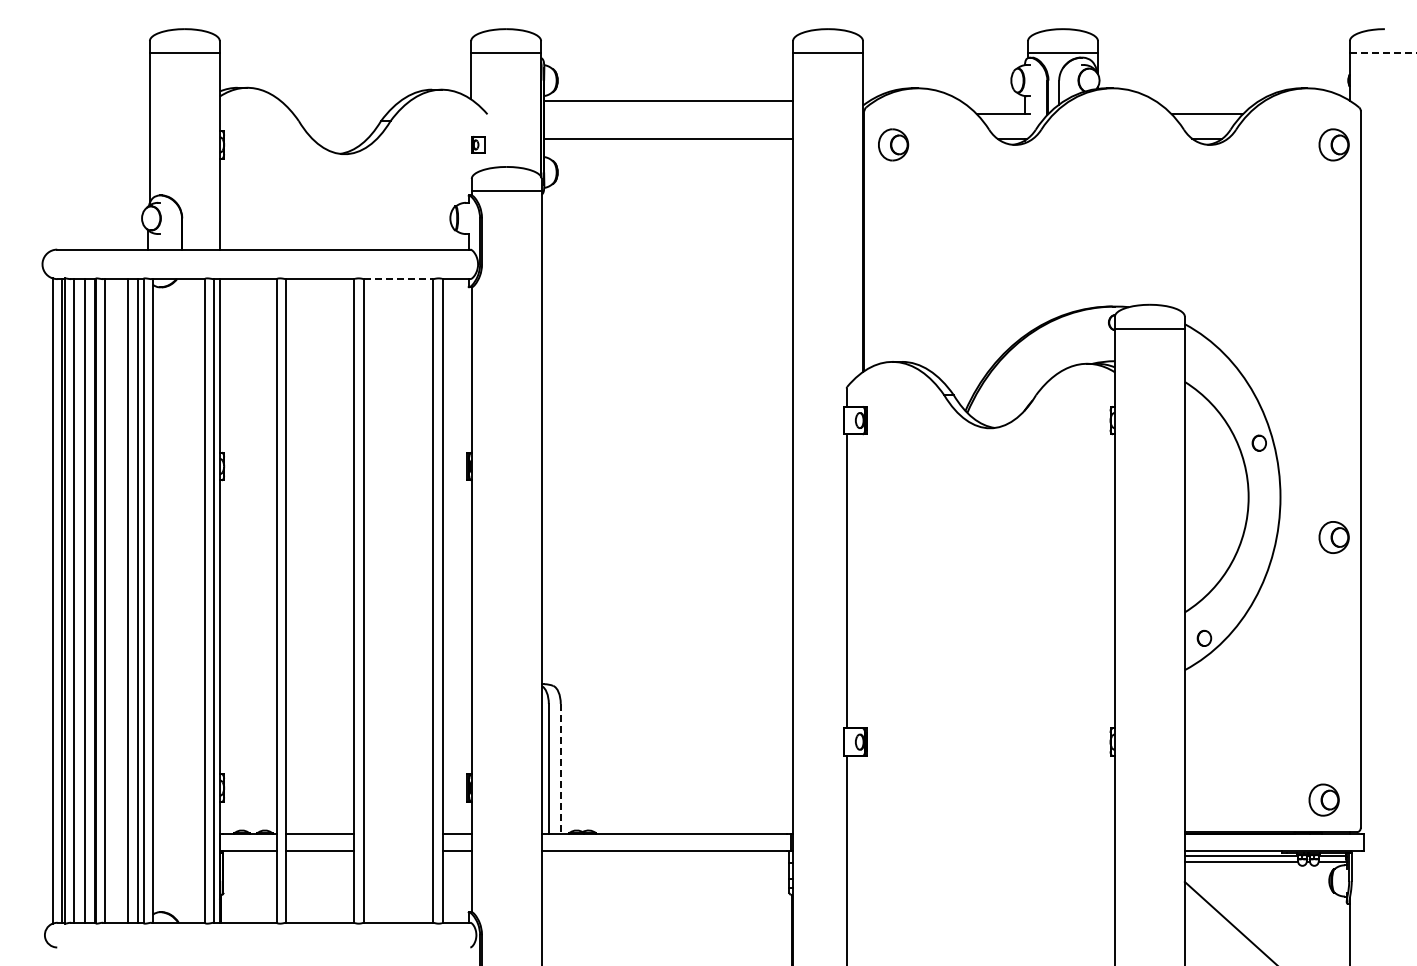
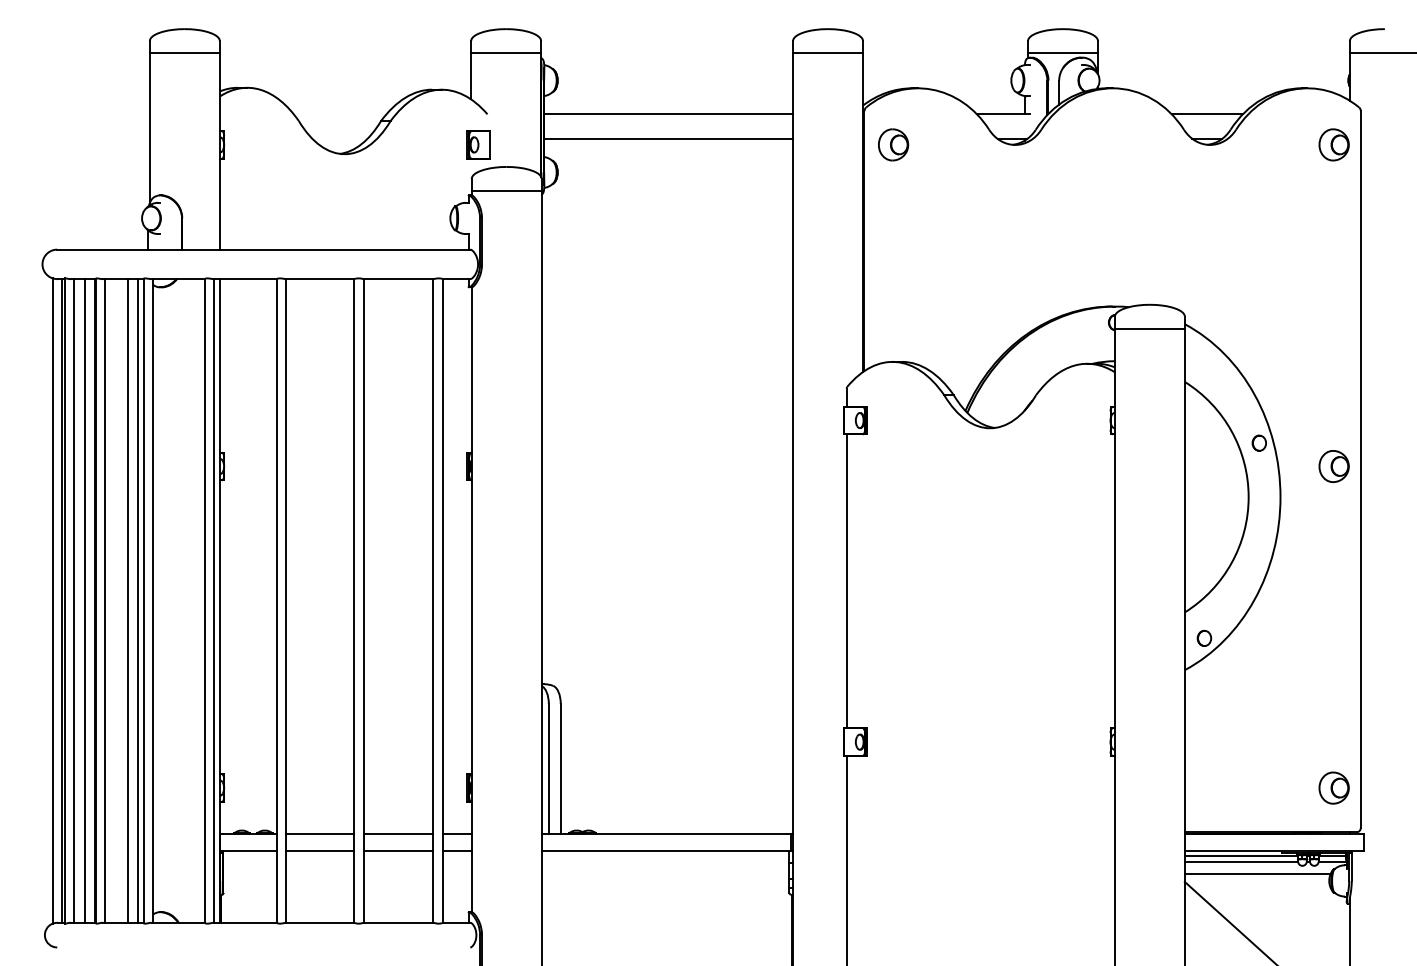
line: dashed -> solid (1383, 53)
line position: (668, 101) -> (668, 114) (668, 114)
part size: 15x18 px -> 25x30 px (478, 144)
line: dashed -> solid (398, 279)
part position: (1333, 537) -> (1333, 466) (1333, 466)
line: dashed -> solid (560, 769)
part position: (1323, 799) -> (1333, 787) (1333, 787)
line: none -> present (398, 834)
line: none -> present (398, 850)
line: none -> present (1257, 873)
